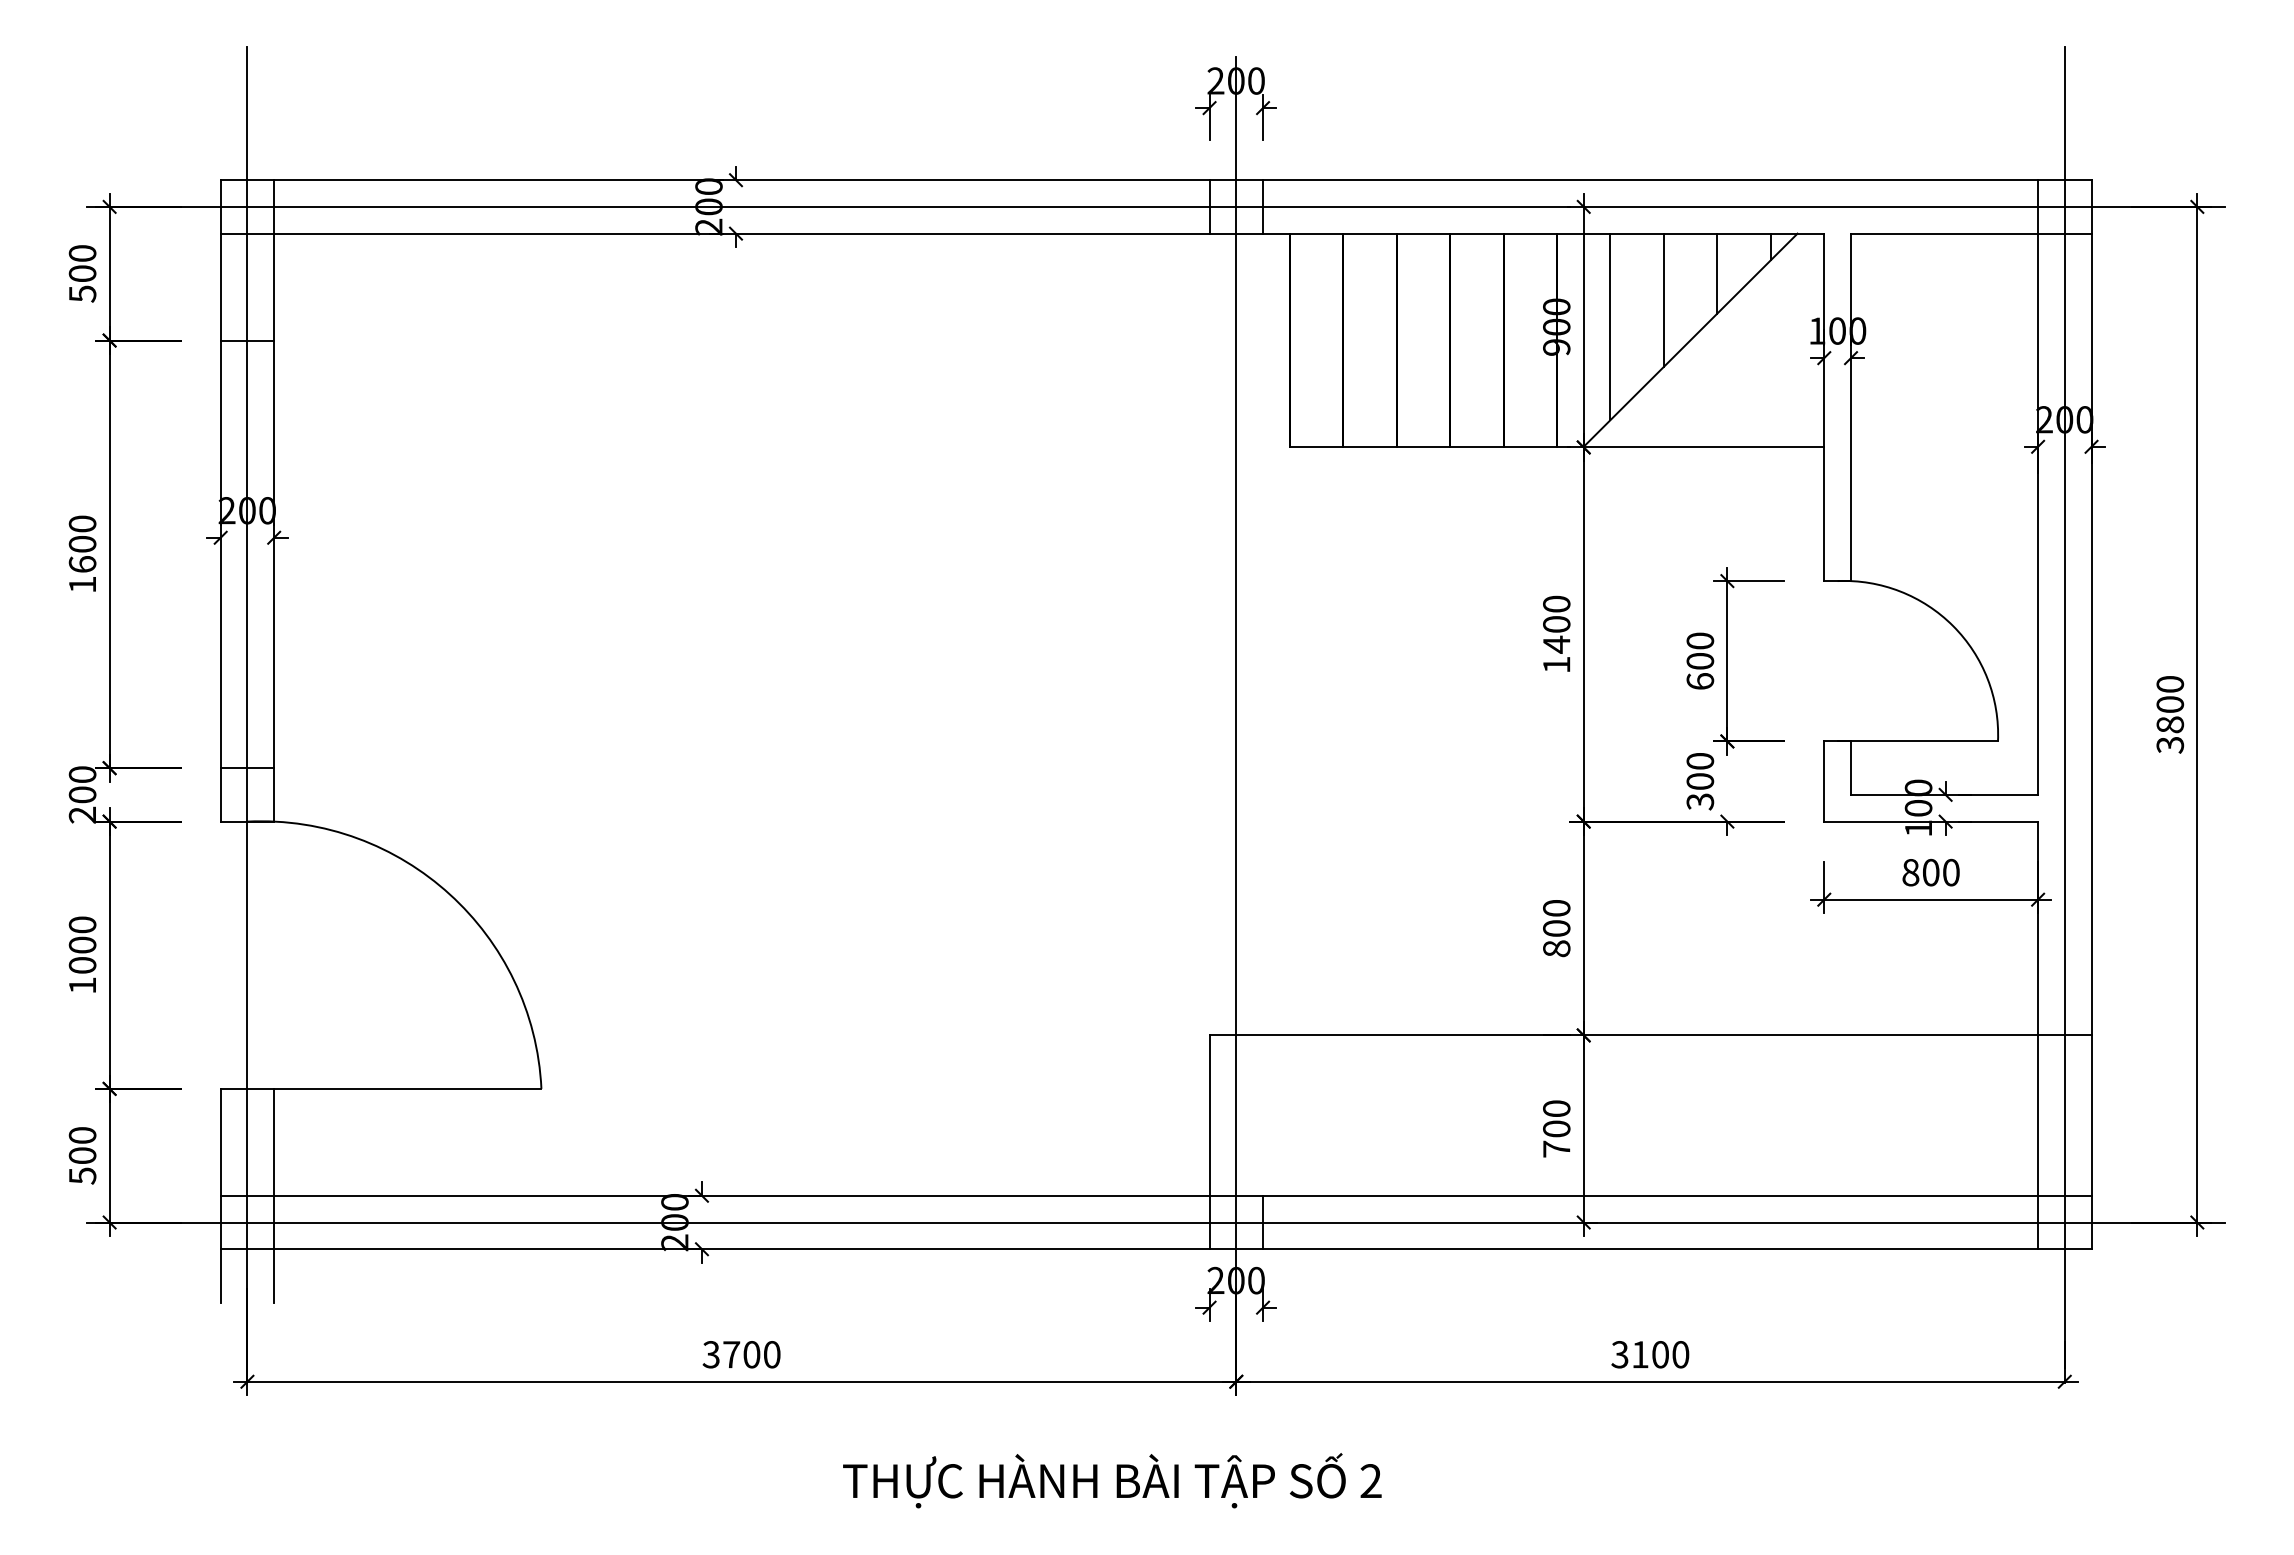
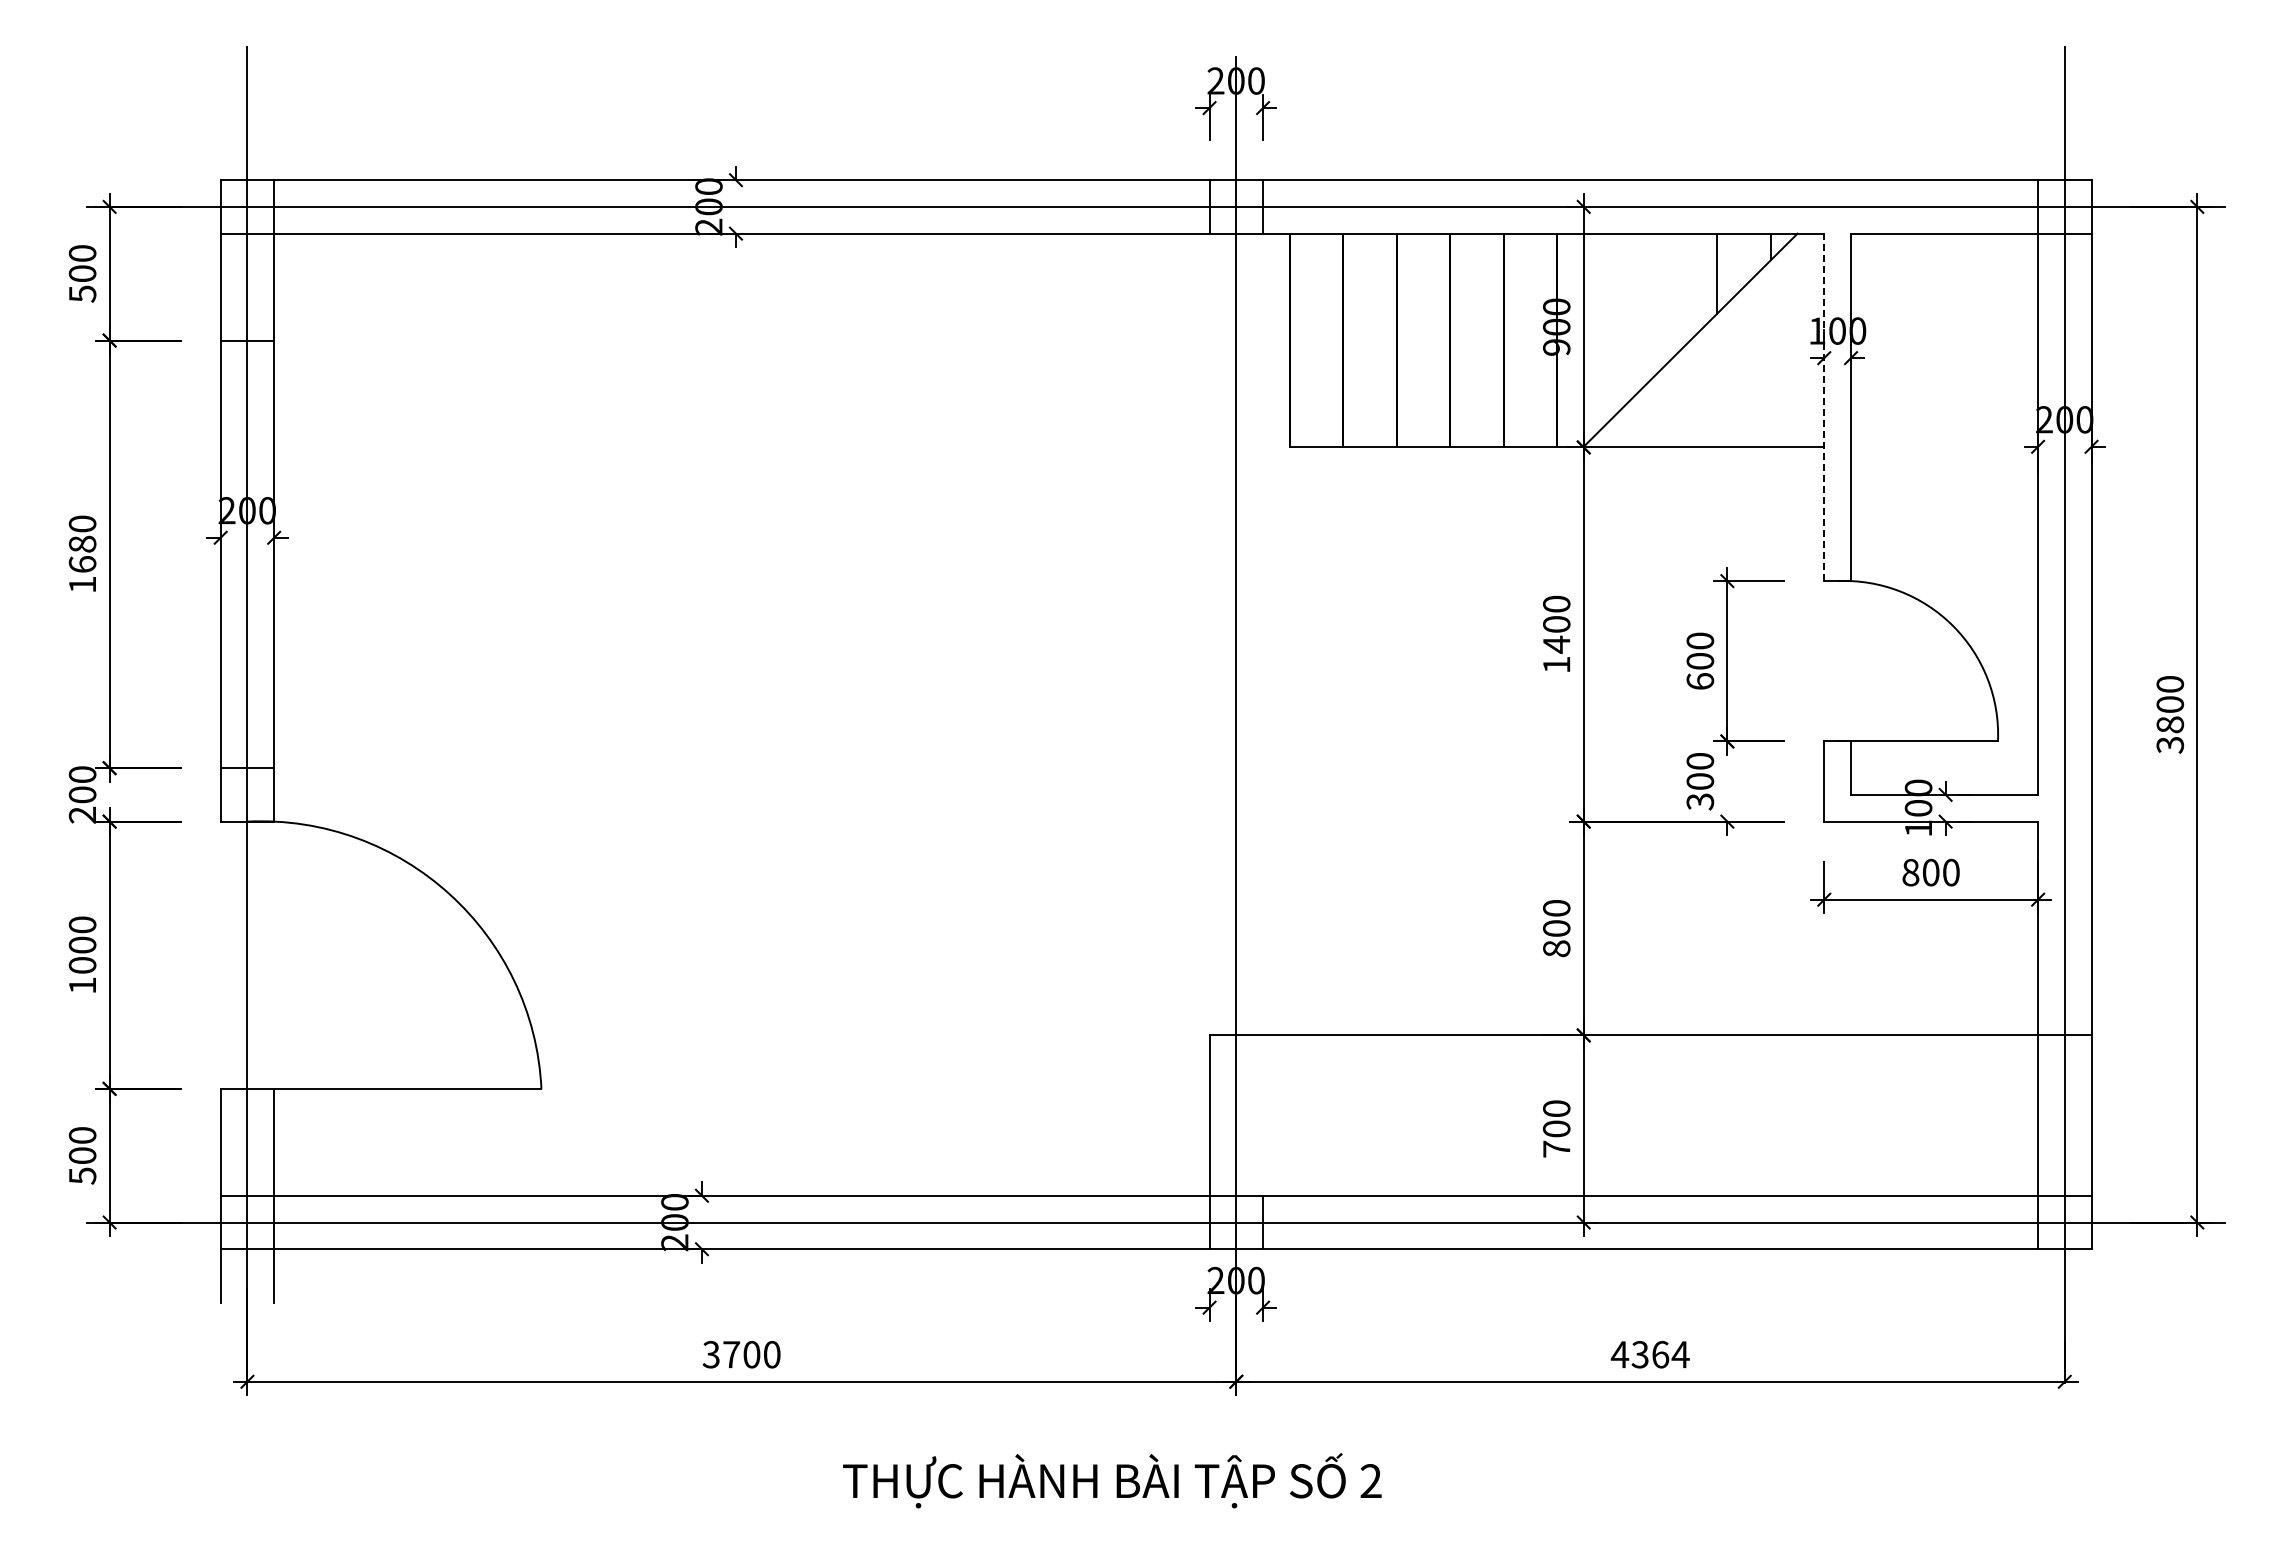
line: present -> none (1663, 299)
line: present -> none (1610, 326)
line: solid -> dashed (1824, 407)
text: 1600 -> 1680 (82, 543)
text: 3100 -> 4364 (1649, 1354)
